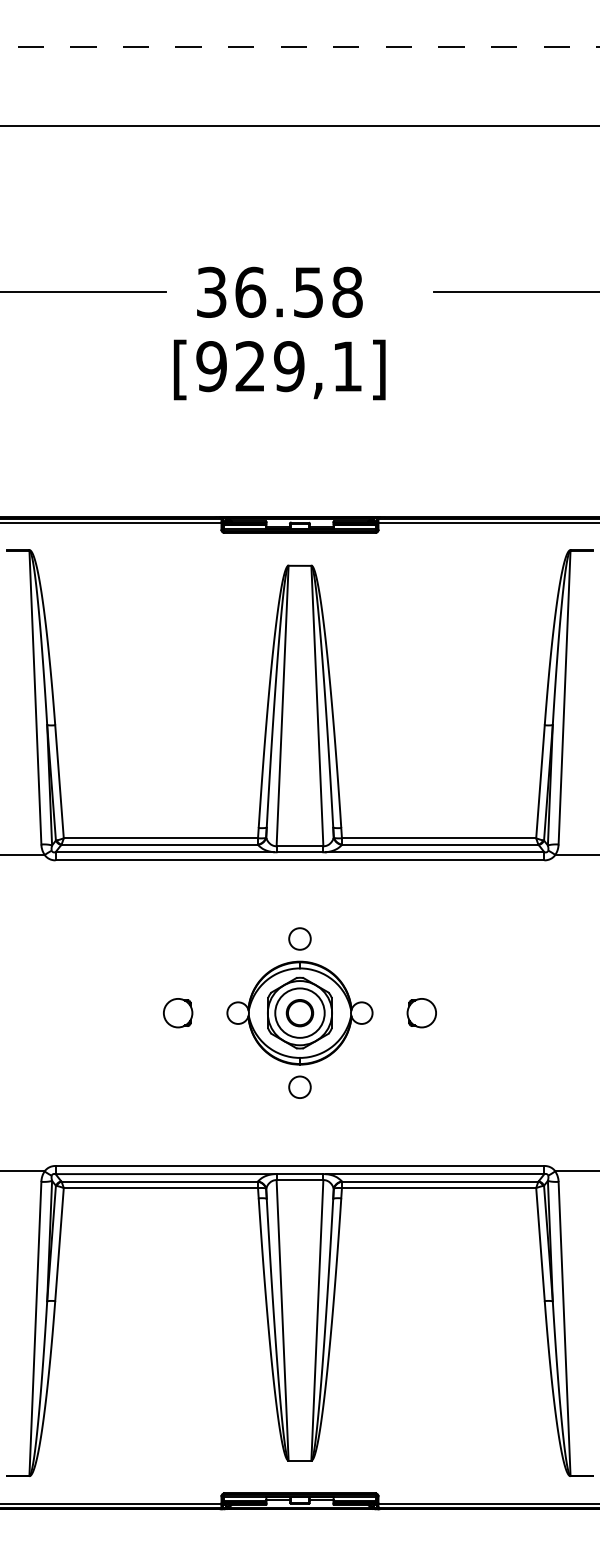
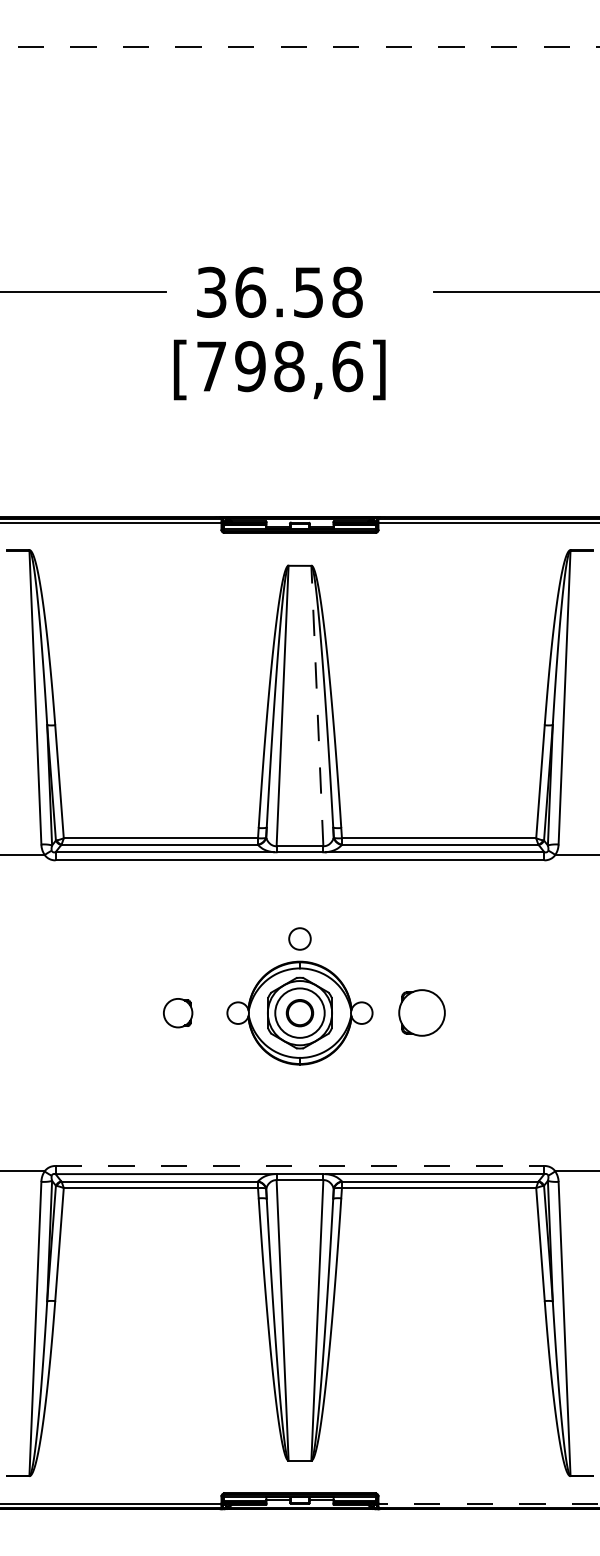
line: present -> none (299, 125)
text: [929,1] -> [798,6] (279, 366)
line: solid -> dashed (317, 705)
part size: 31x31 px -> 48x48 px (421, 1012)
circle: present -> none (299, 1086)
line: solid -> dashed (300, 1165)
line: solid -> dashed (488, 1503)
